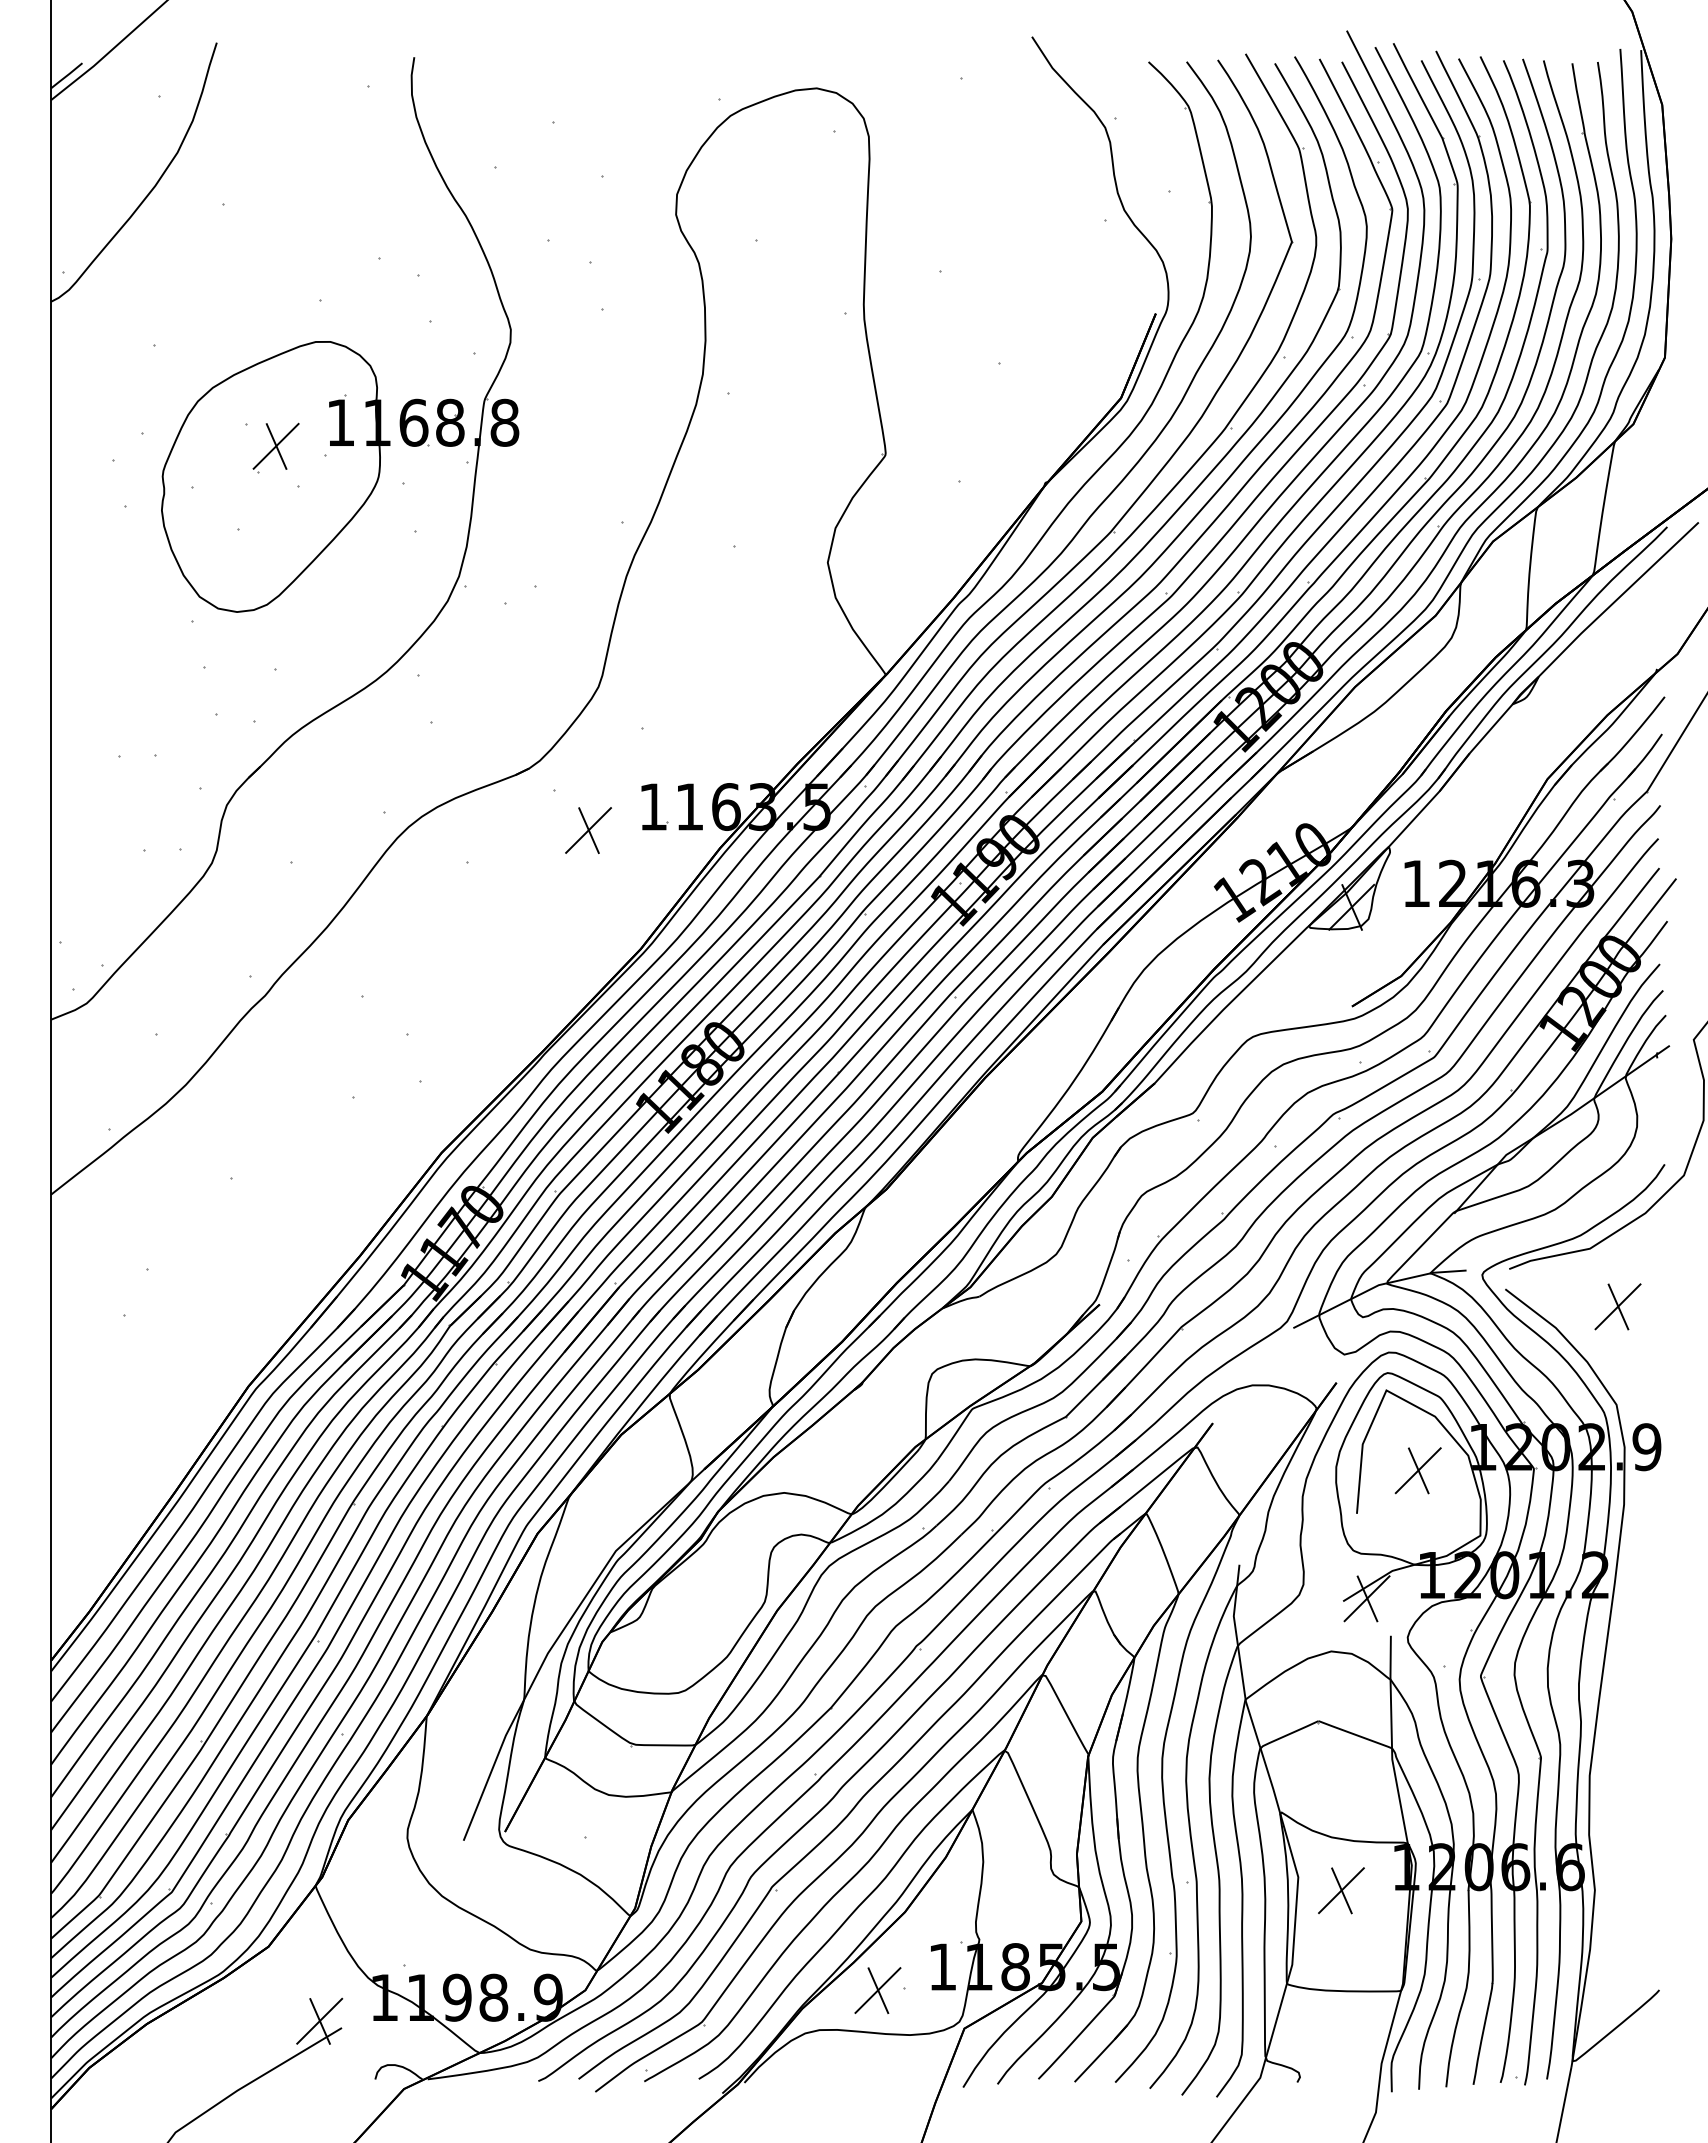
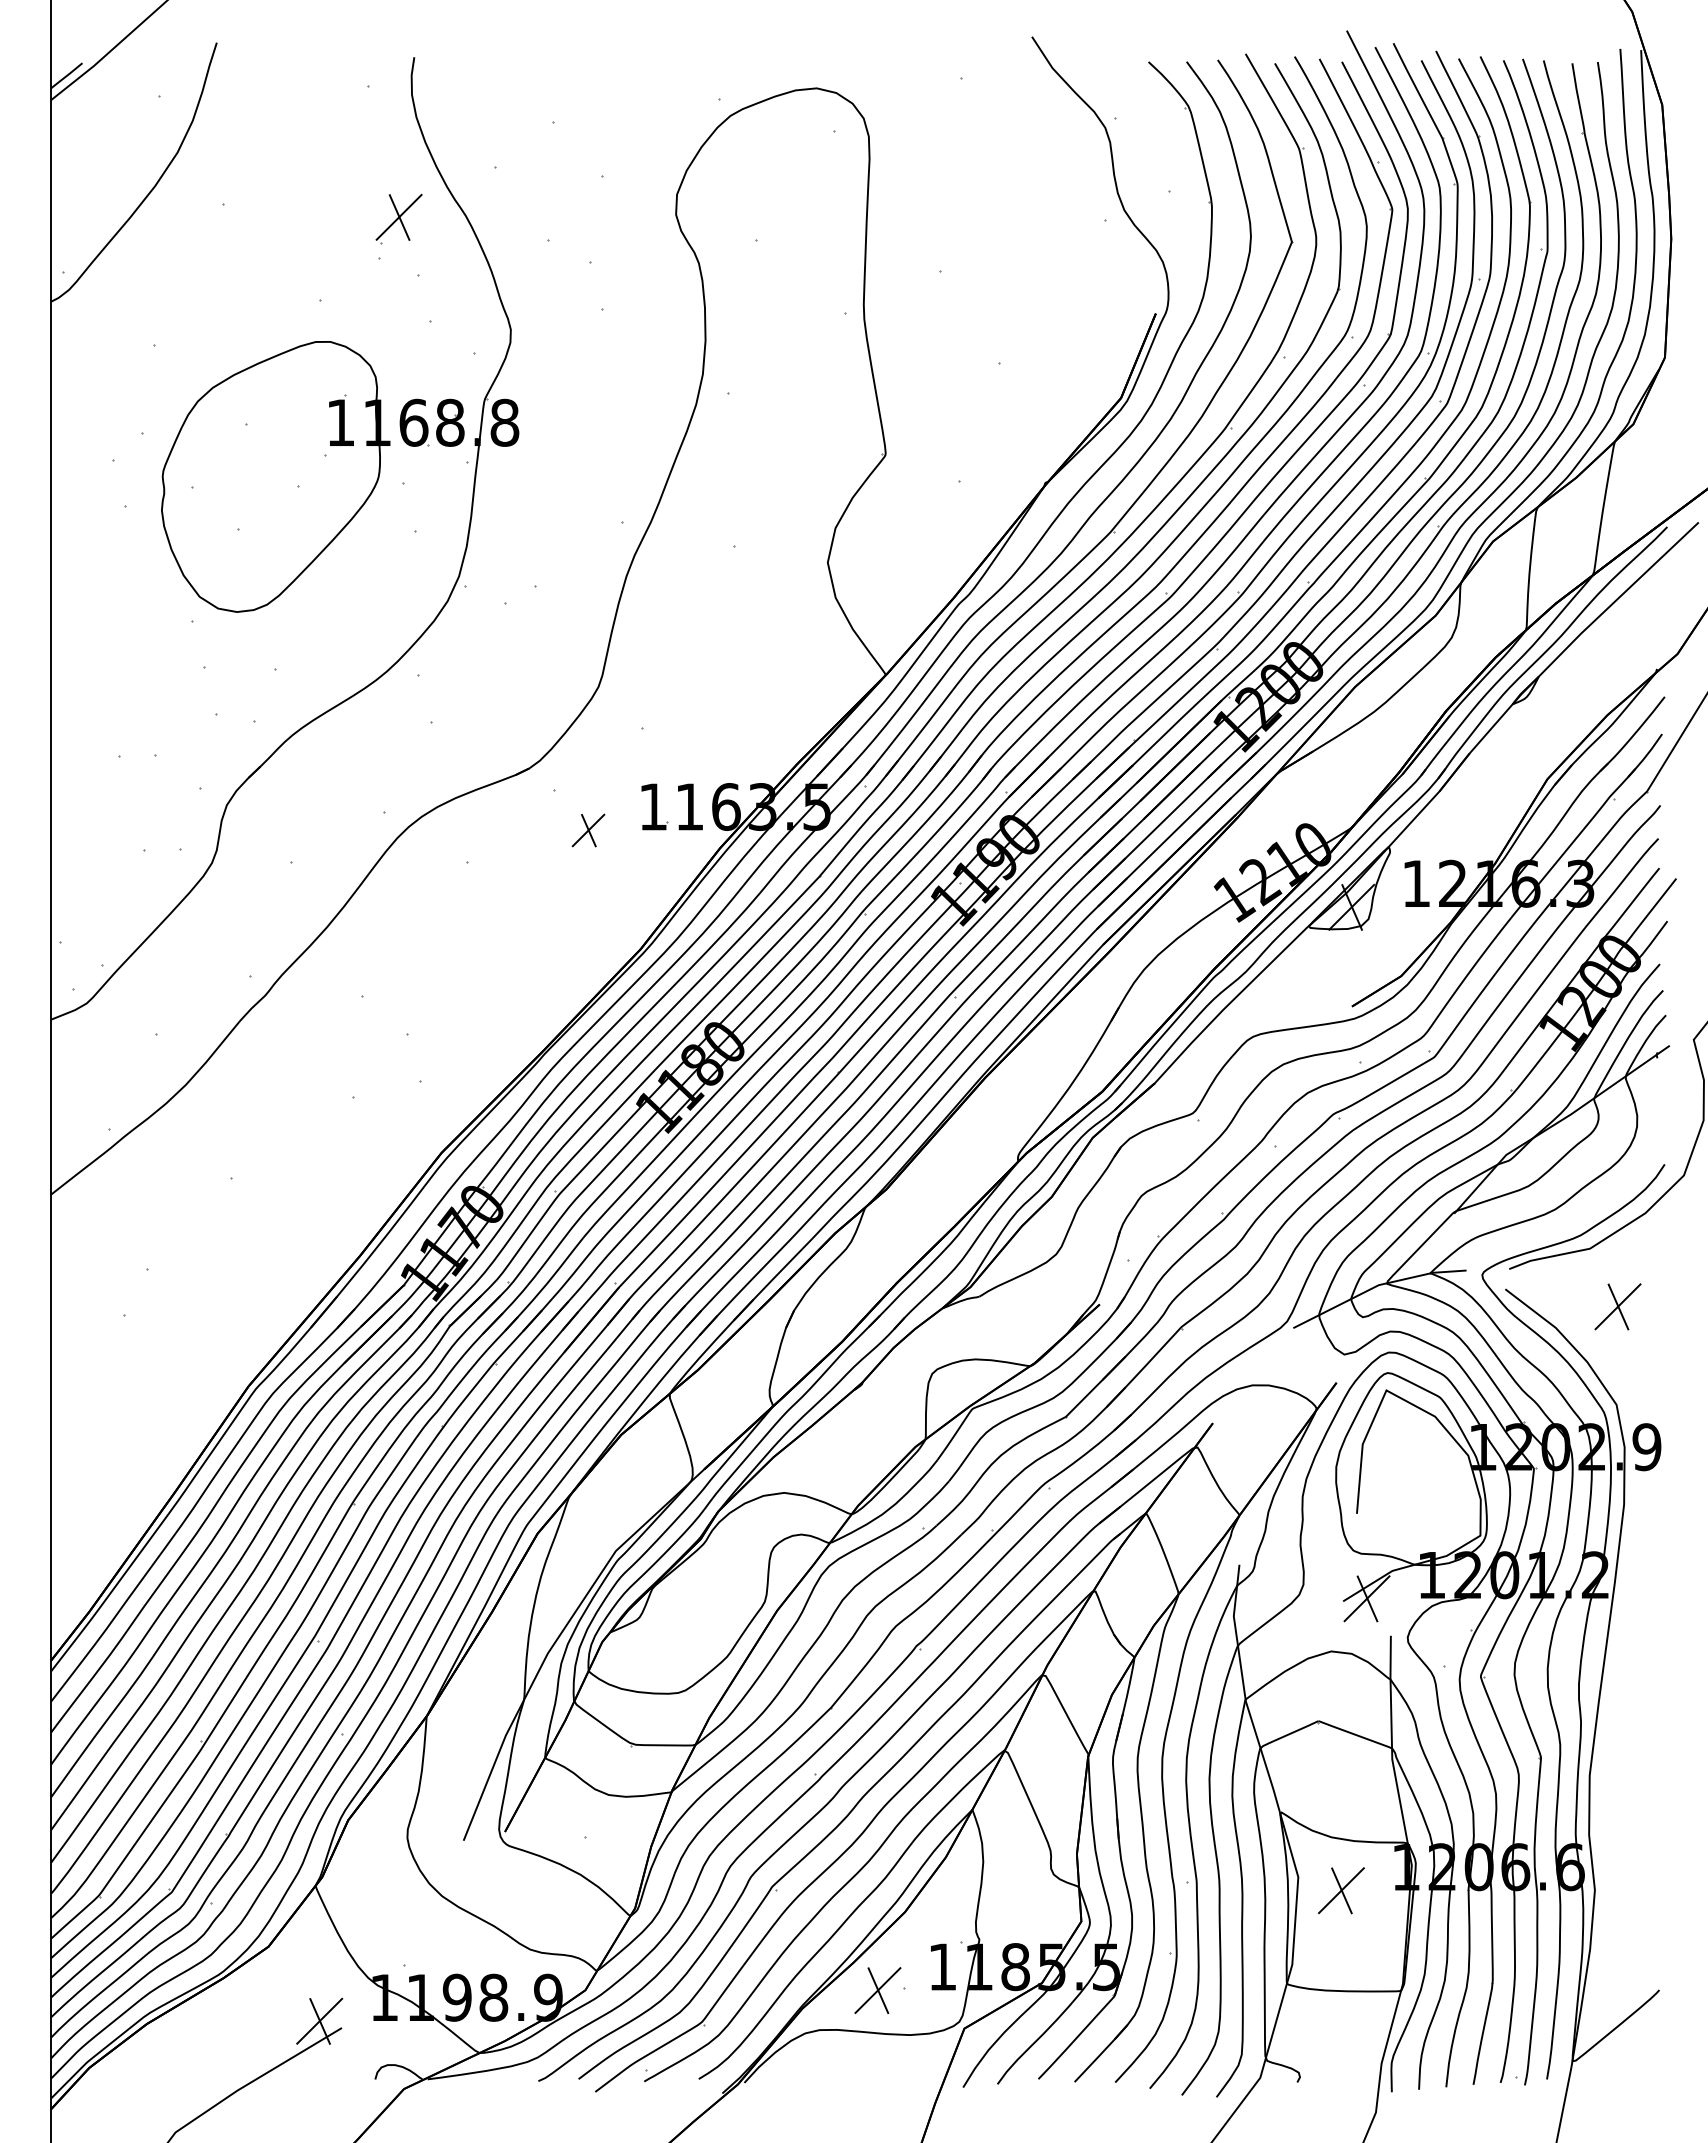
part position: (275, 447) -> (398, 218) (398, 218)
part size: 47x47 px -> 35x35 px (588, 830)
part: present -> none (1417, 1470)
